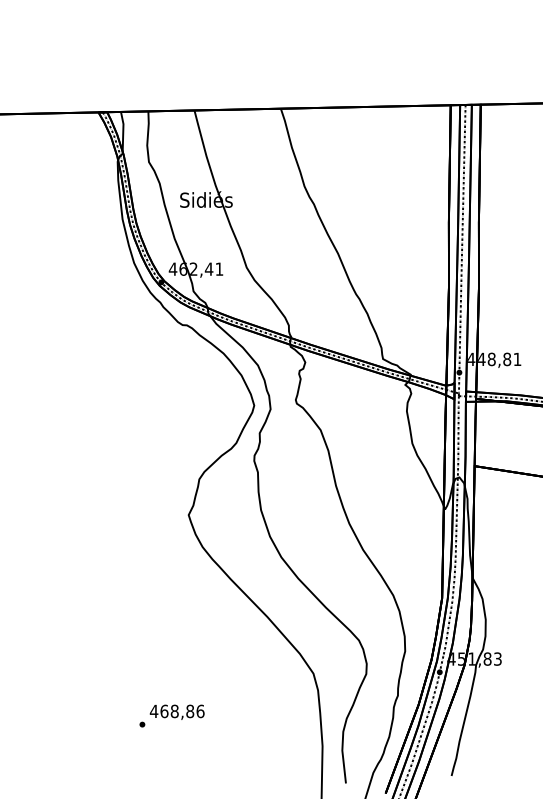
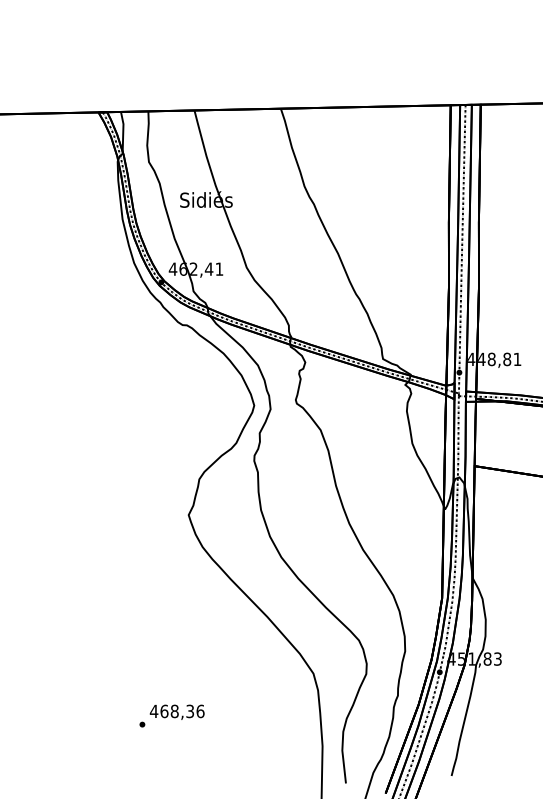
text: 468,86 -> 468,36 (190, 711)
